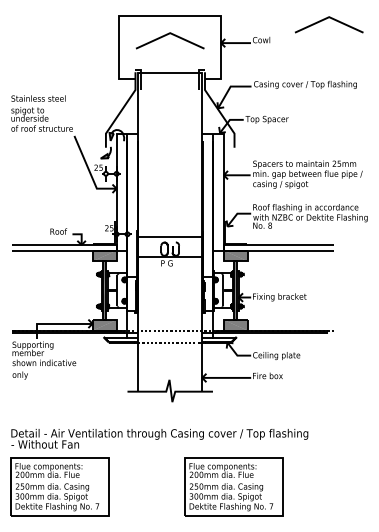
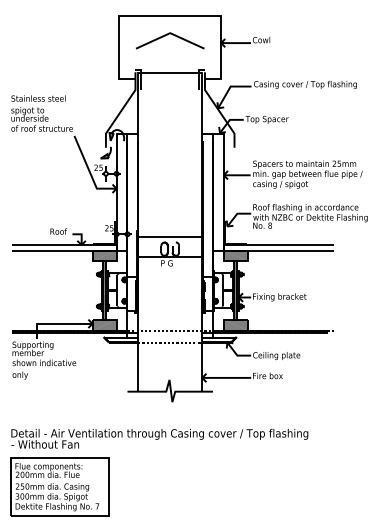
line: present -> none (331, 19)
part: present -> none (233, 486)
